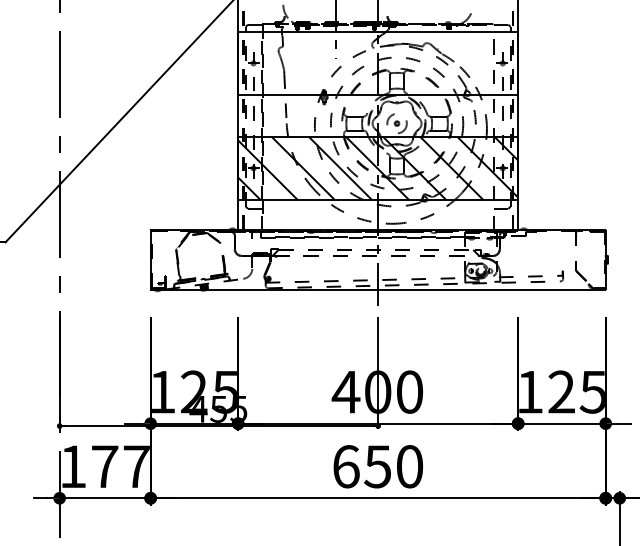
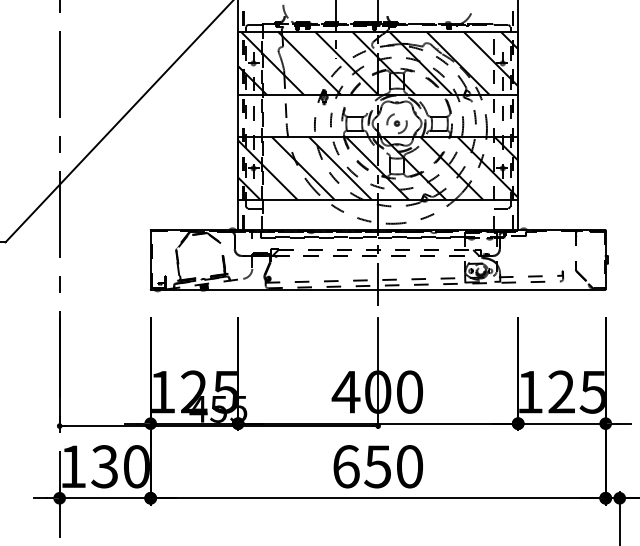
hatch: none -> present (378, 62)
text: 177 -> 130 (120, 466)
